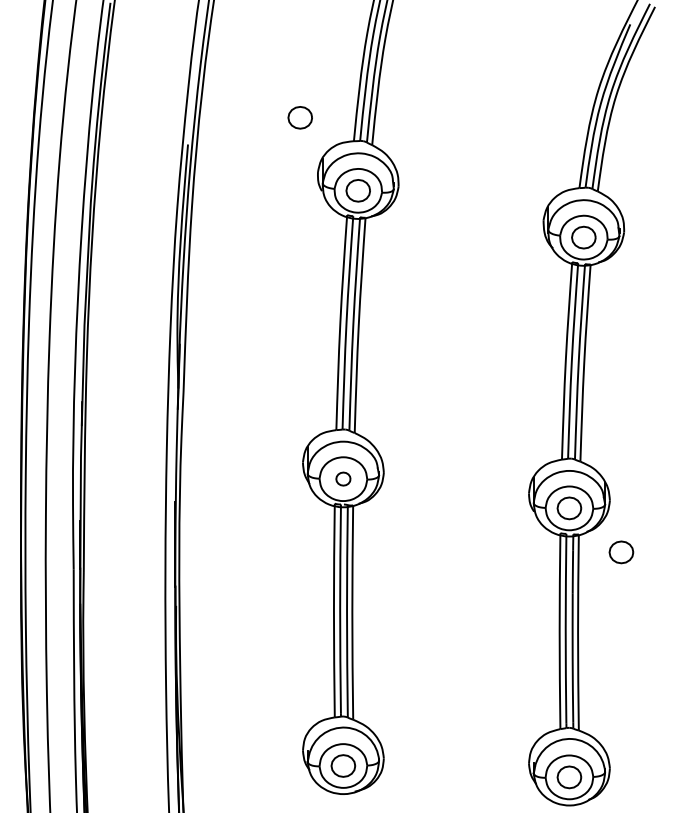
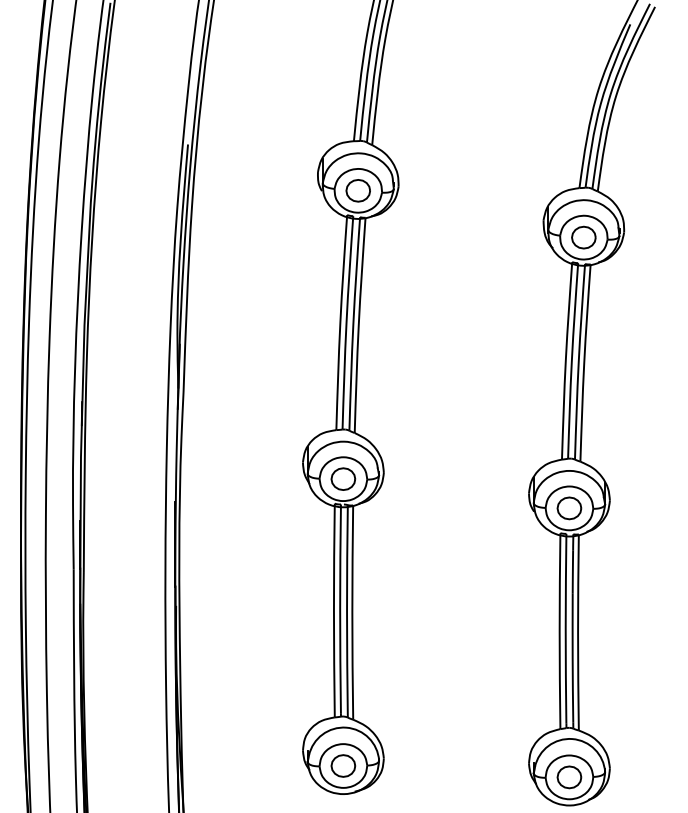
part: present -> none (299, 117)
part size: 17x16 px -> 27x24 px (343, 478)
part: present -> none (621, 552)
